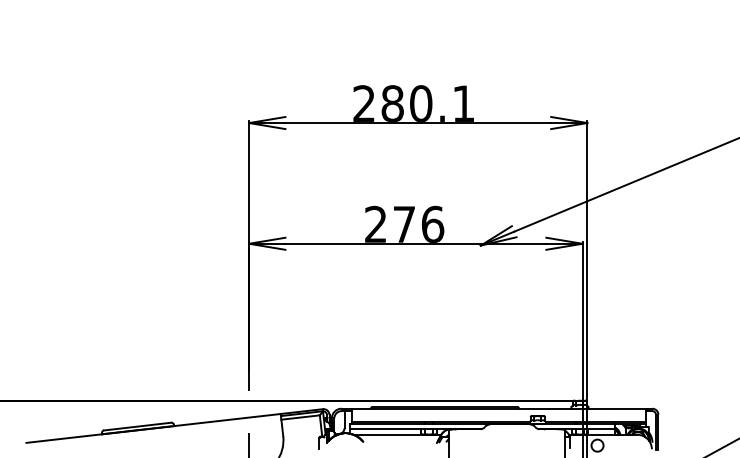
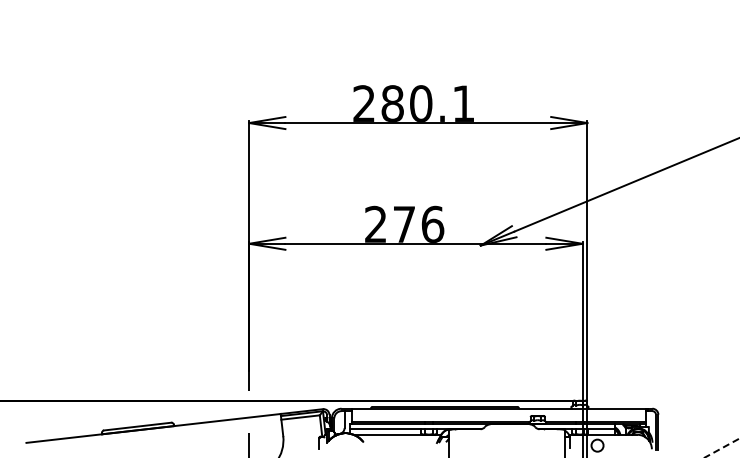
line: solid -> dashed (722, 448)
